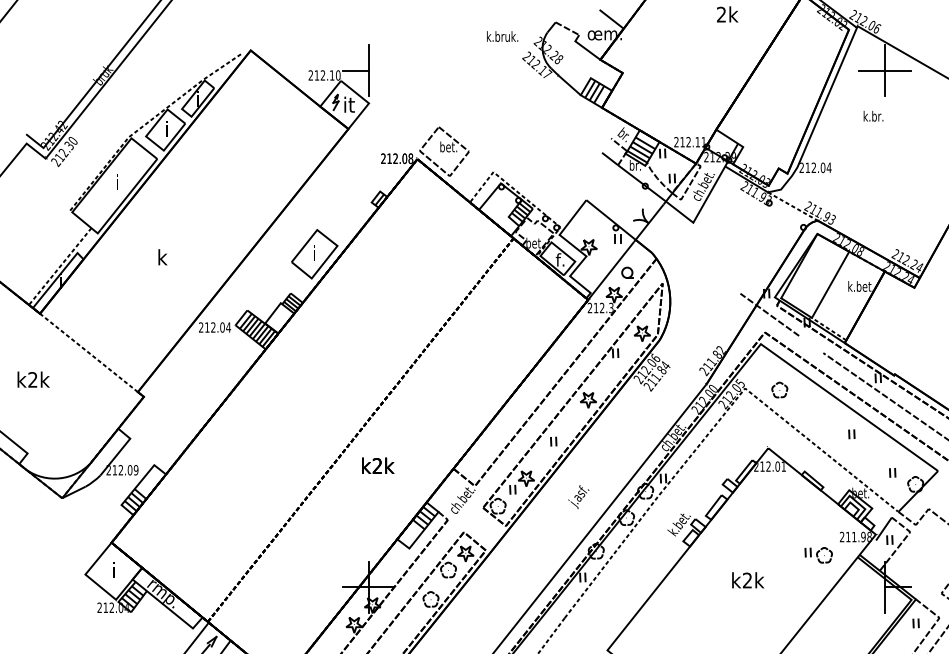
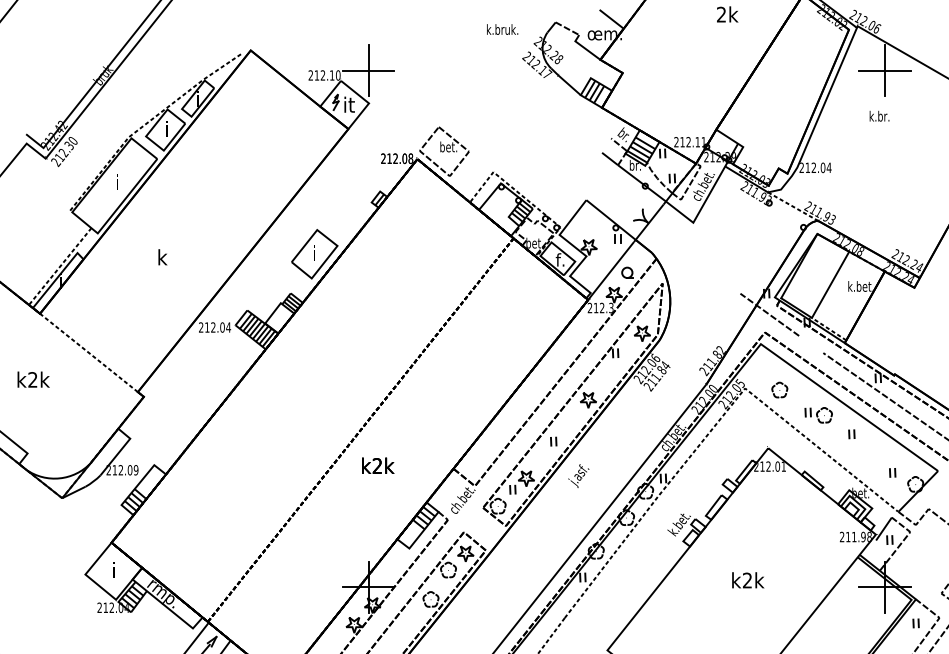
text position: (502, 36) -> (502, 29) (502, 29)
line: none -> present (381, 70)
text position: (873, 115) -> (879, 115) (879, 115)
text position: (578, 496) -> (578, 475) (578, 475)
part position: (818, 555) -> (818, 415) (818, 415)
line: none -> present (872, 587)
